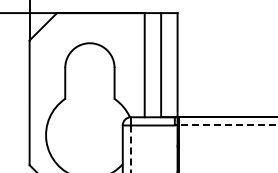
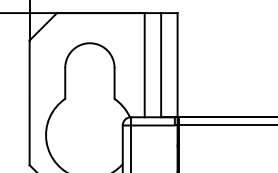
line: dashed -> solid (227, 125)
line: dashed -> solid (131, 149)
